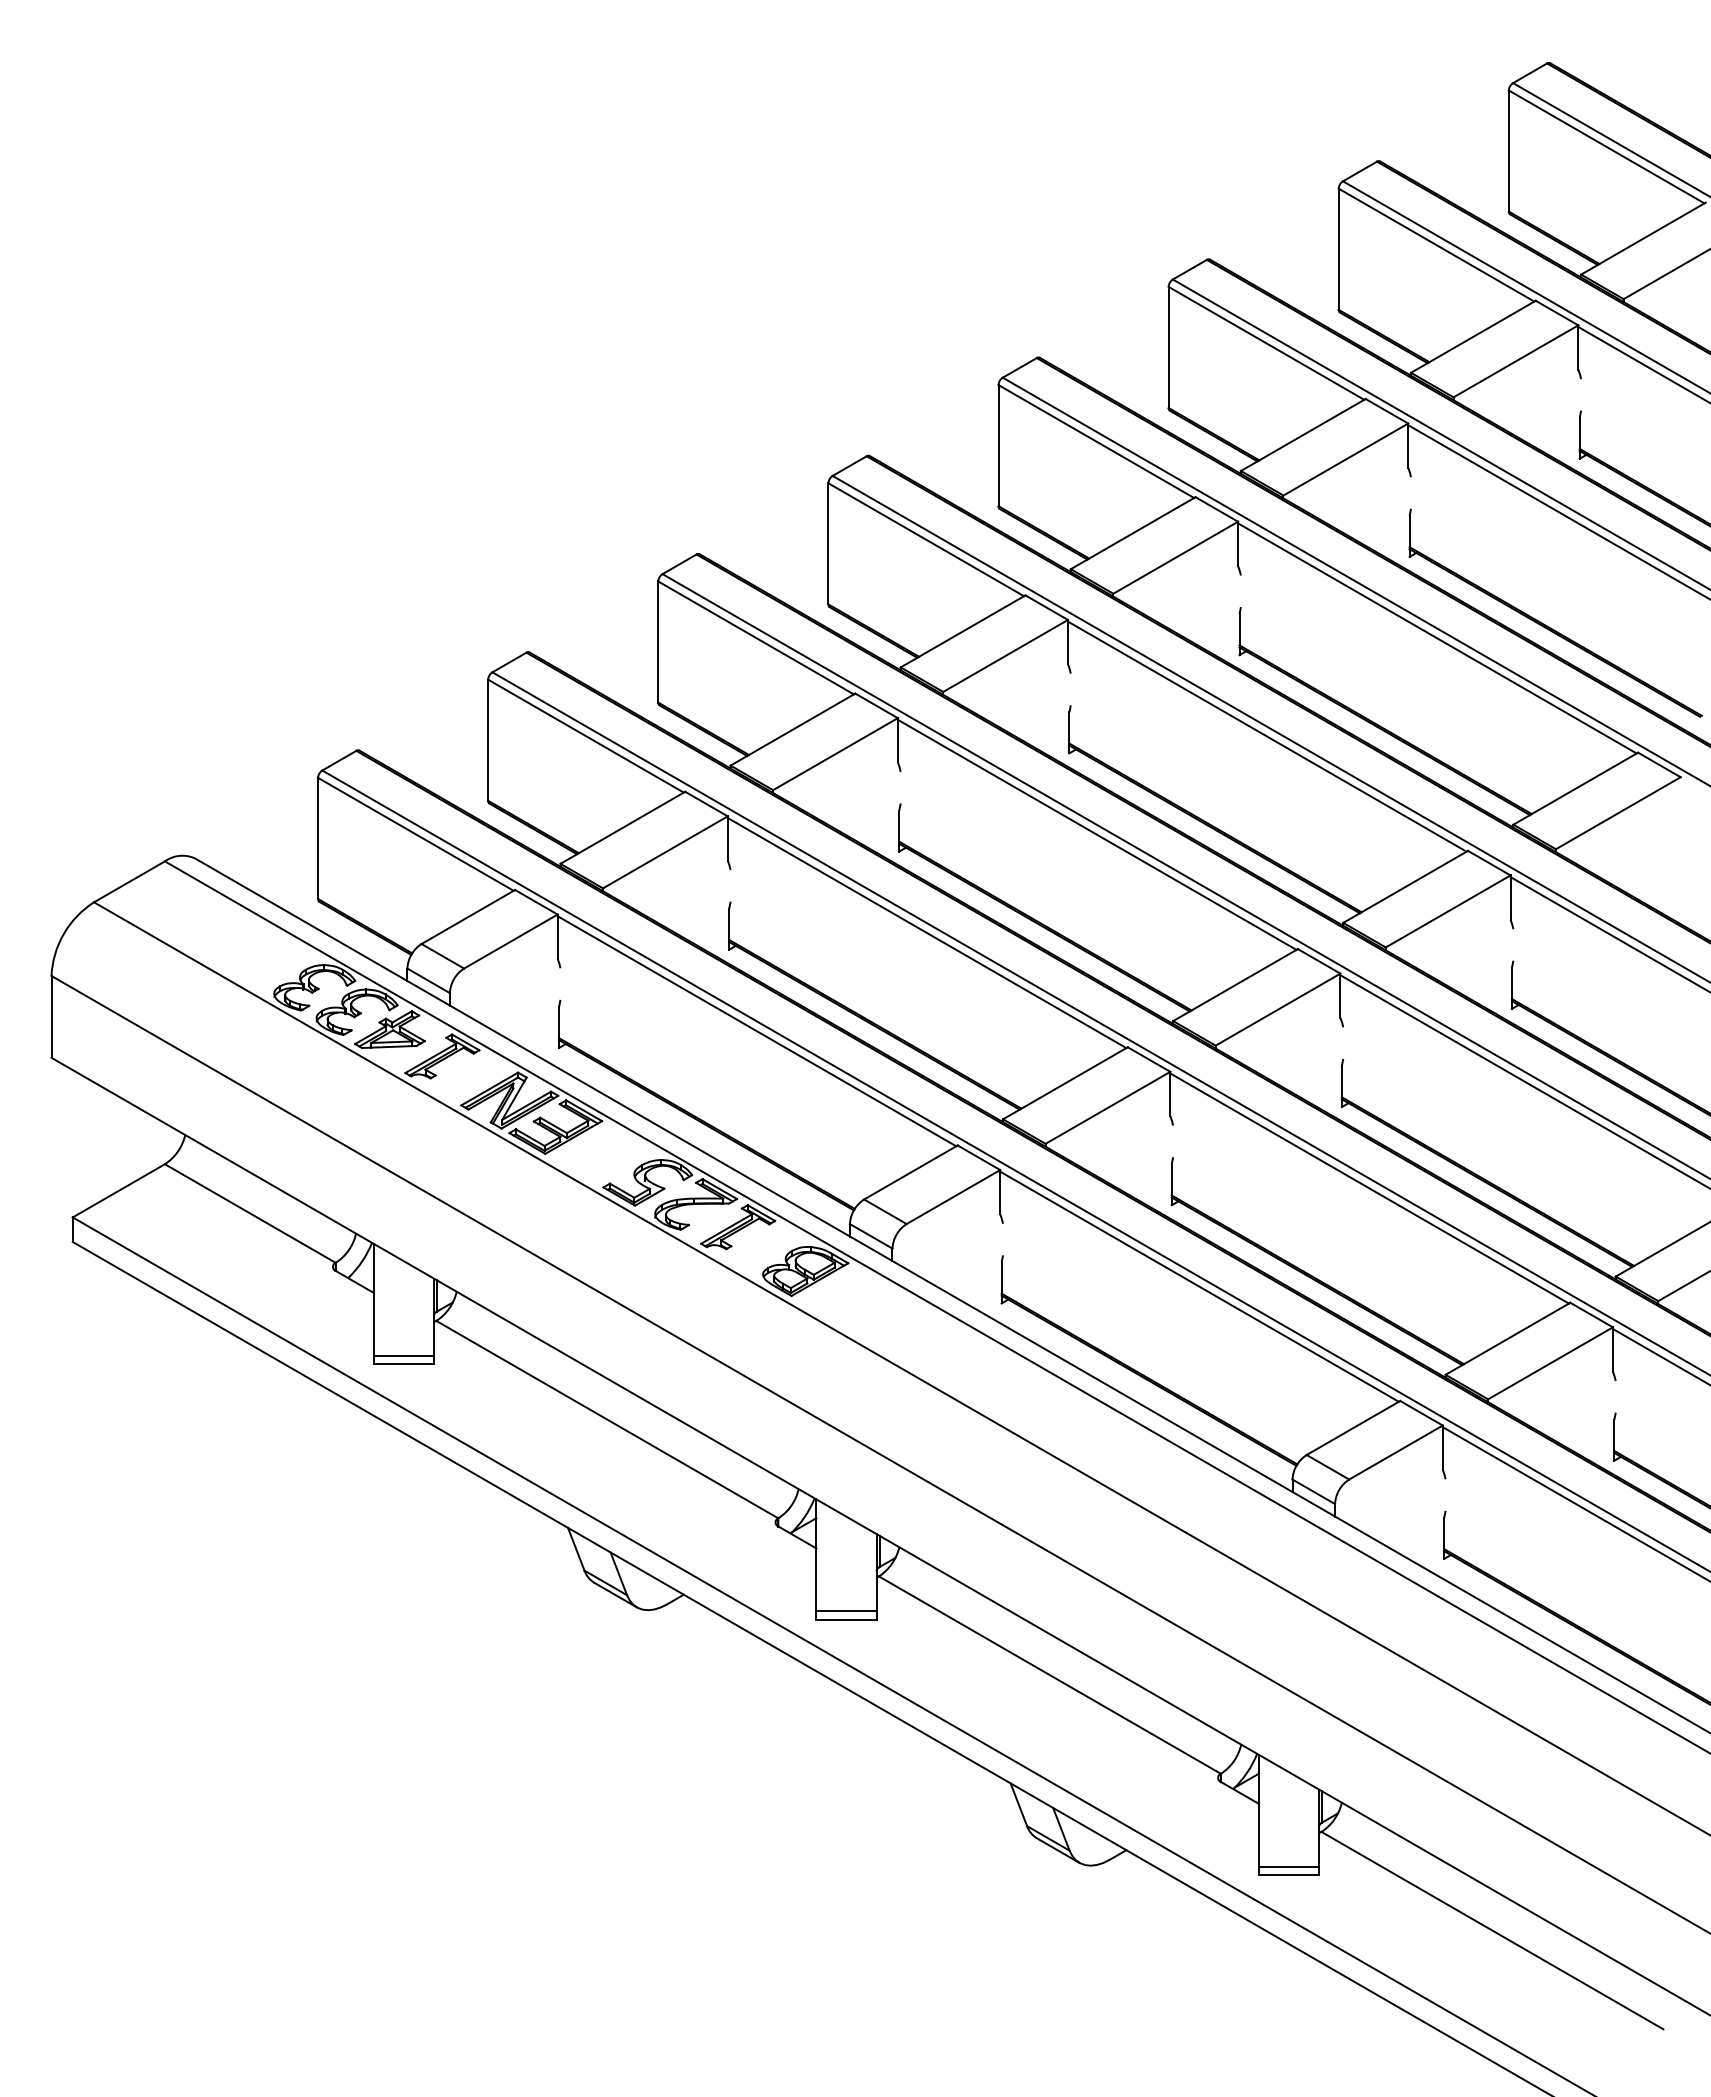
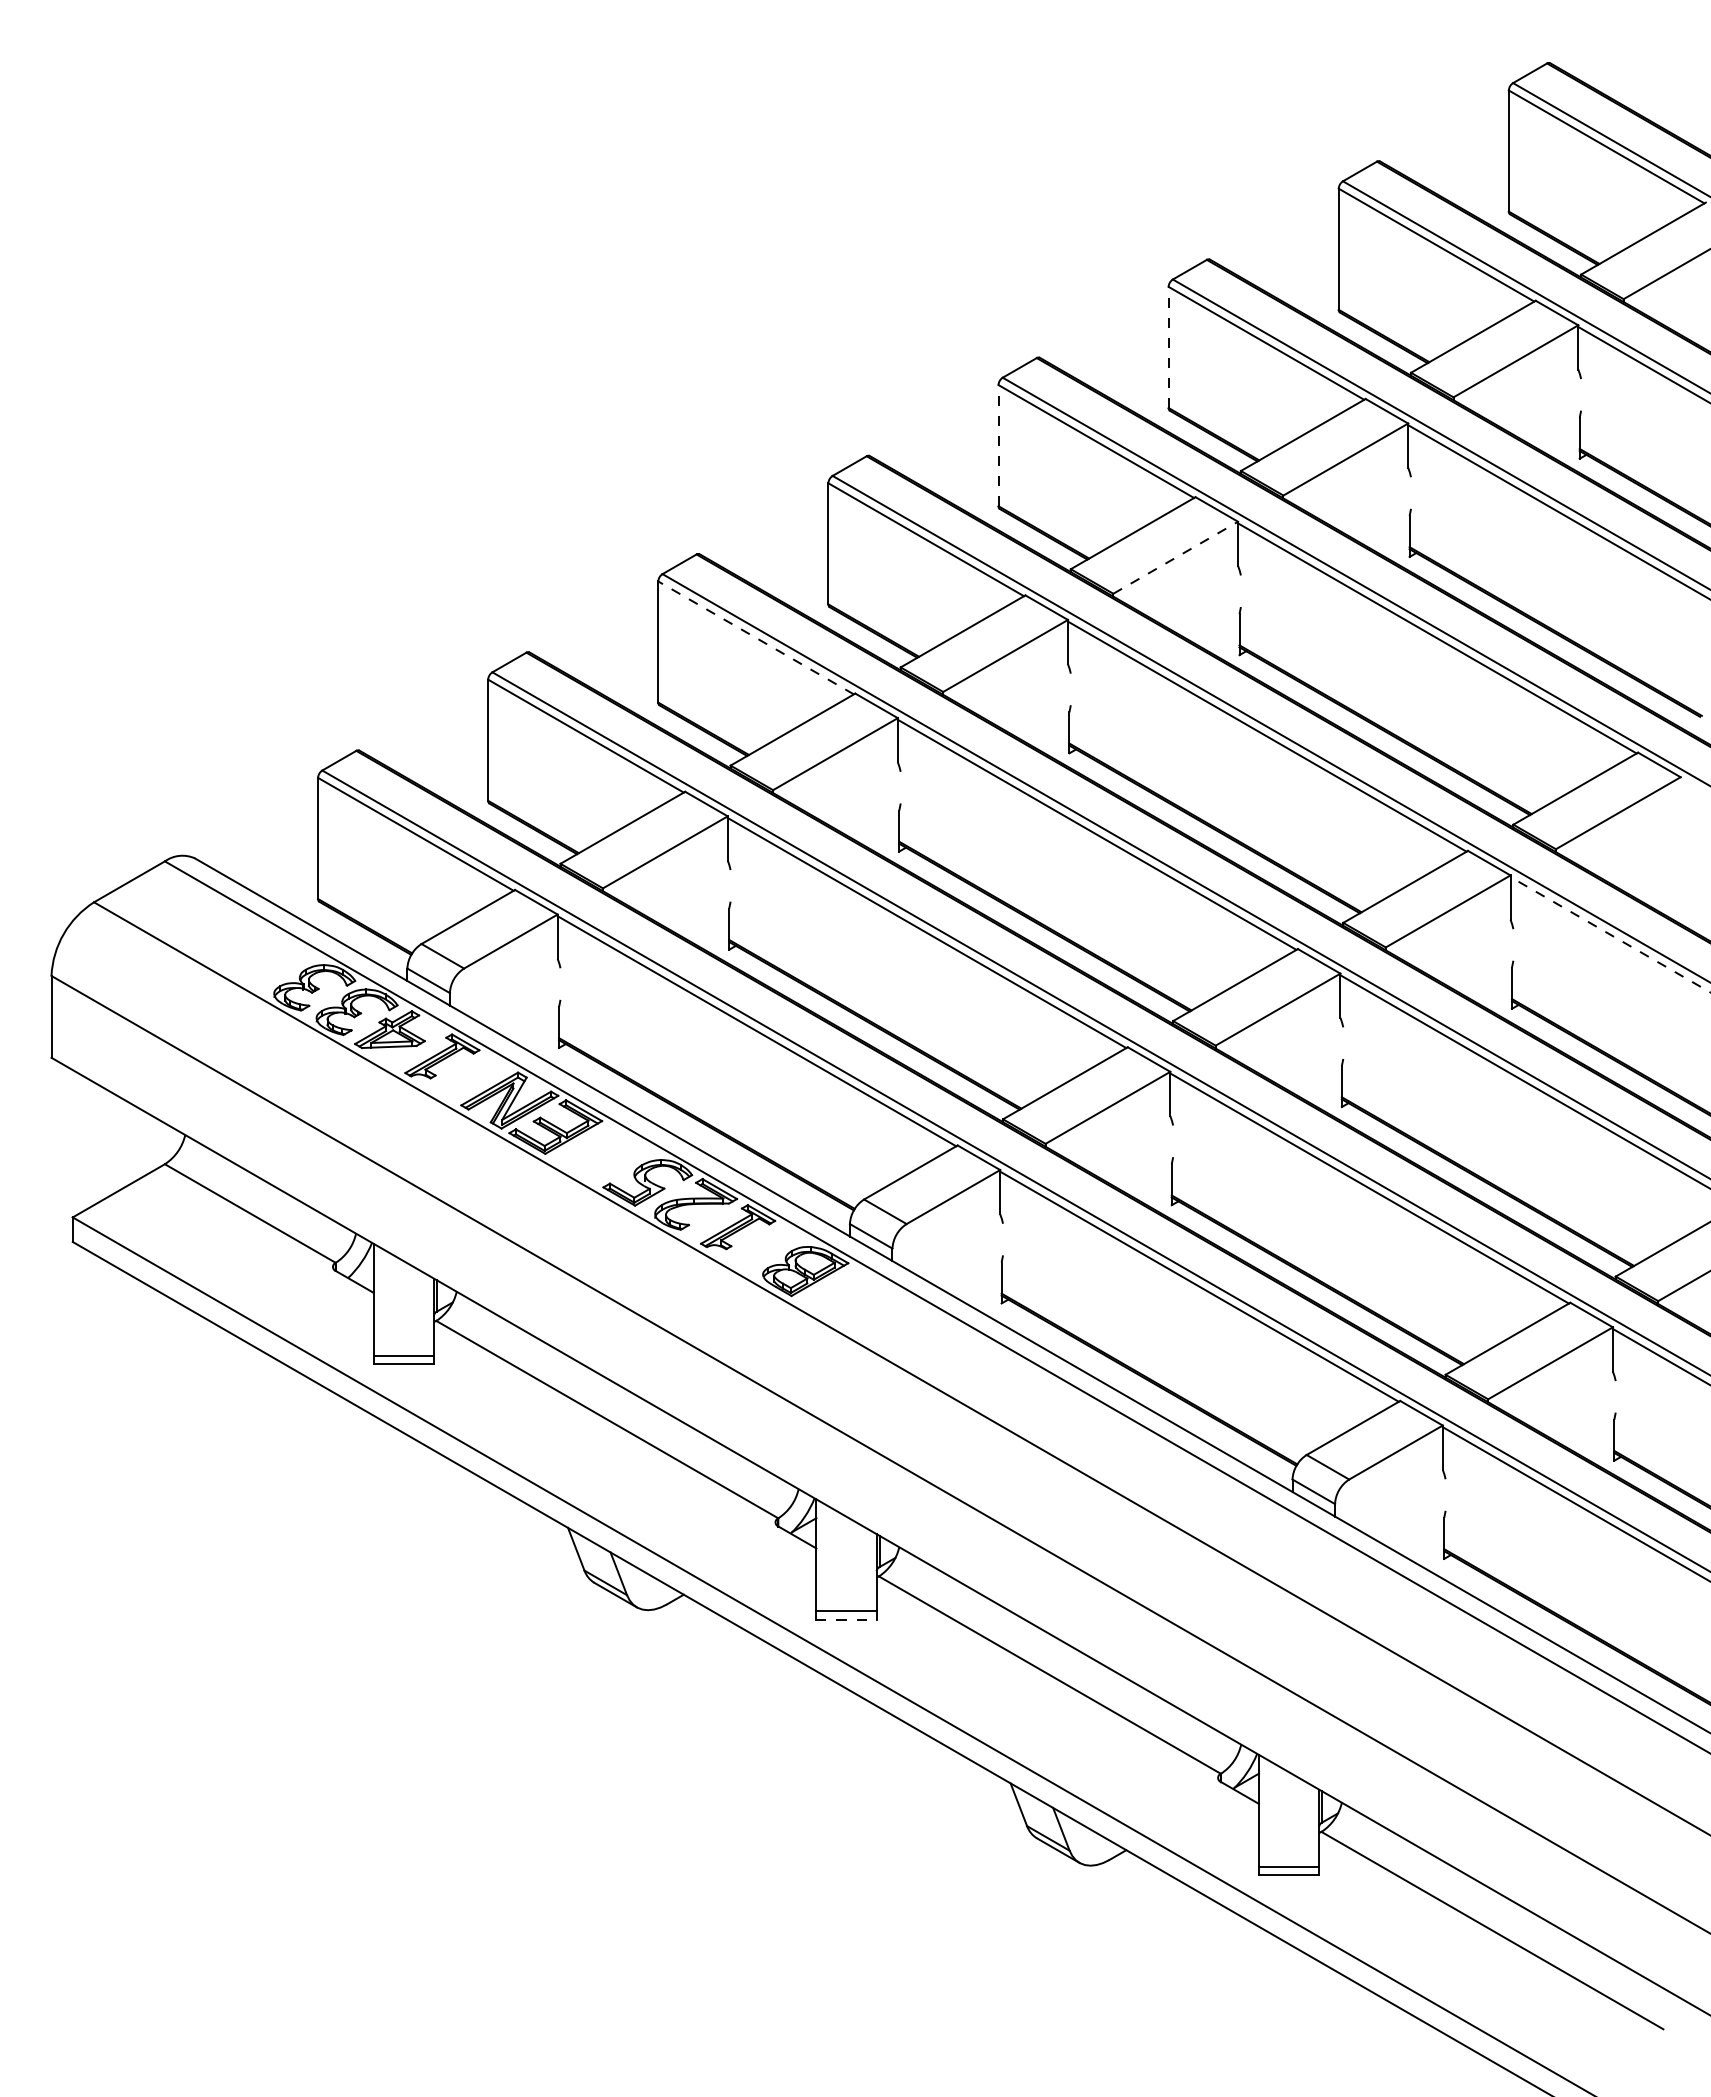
line: solid -> dashed (1168, 347)
line: solid -> dashed (998, 445)
line: solid -> dashed (1176, 557)
line: solid -> dashed (756, 637)
line: solid -> dashed (1609, 934)
line: solid -> dashed (847, 1619)
